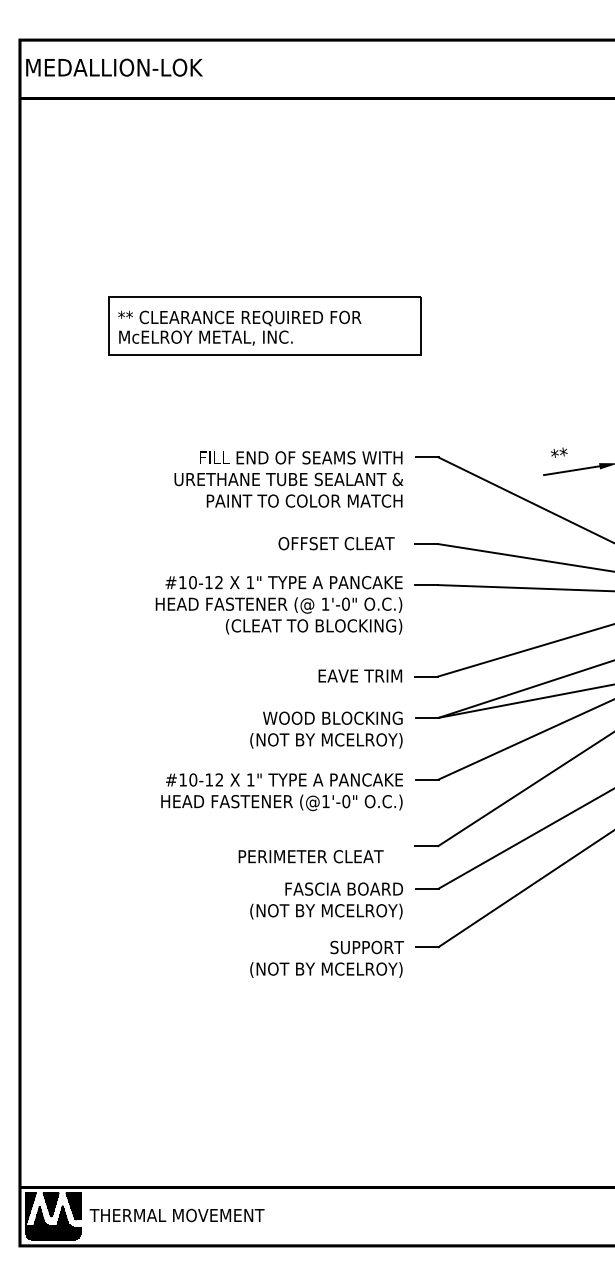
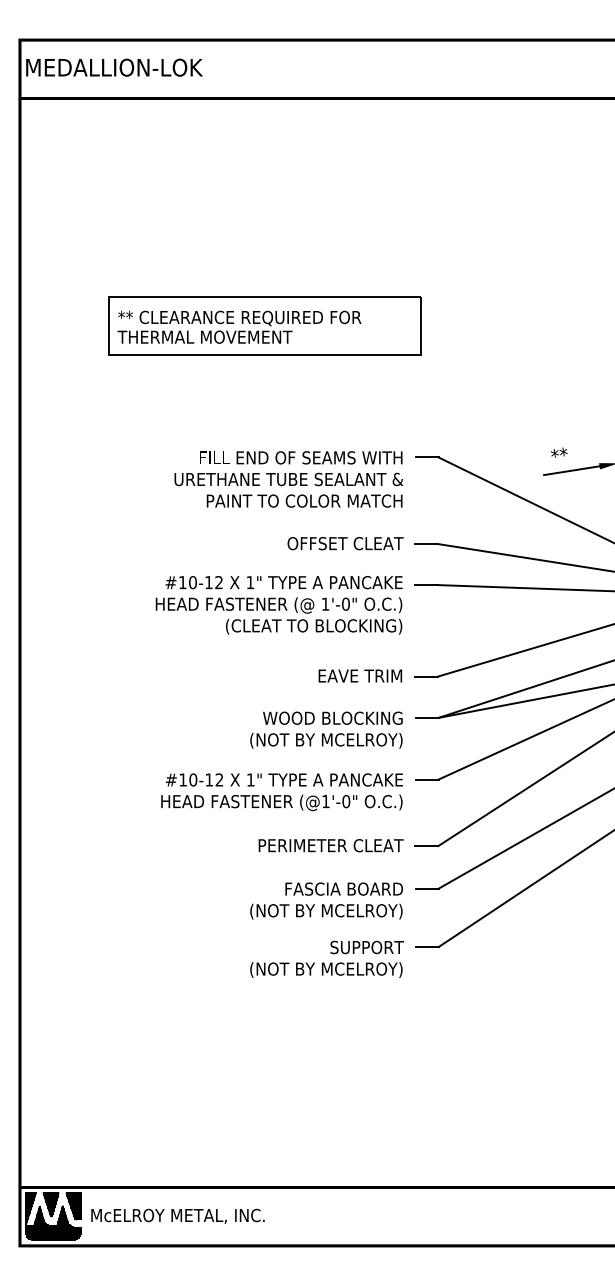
text: McELROY METAL, INC. -> THERMAL MOVEMENT (204, 337)
text position: (336, 543) -> (345, 543) (345, 543)
text position: (310, 856) -> (330, 845) (330, 845)
text: THERMAL MOVEMENT -> McELROY METAL, INC. (176, 1215)
